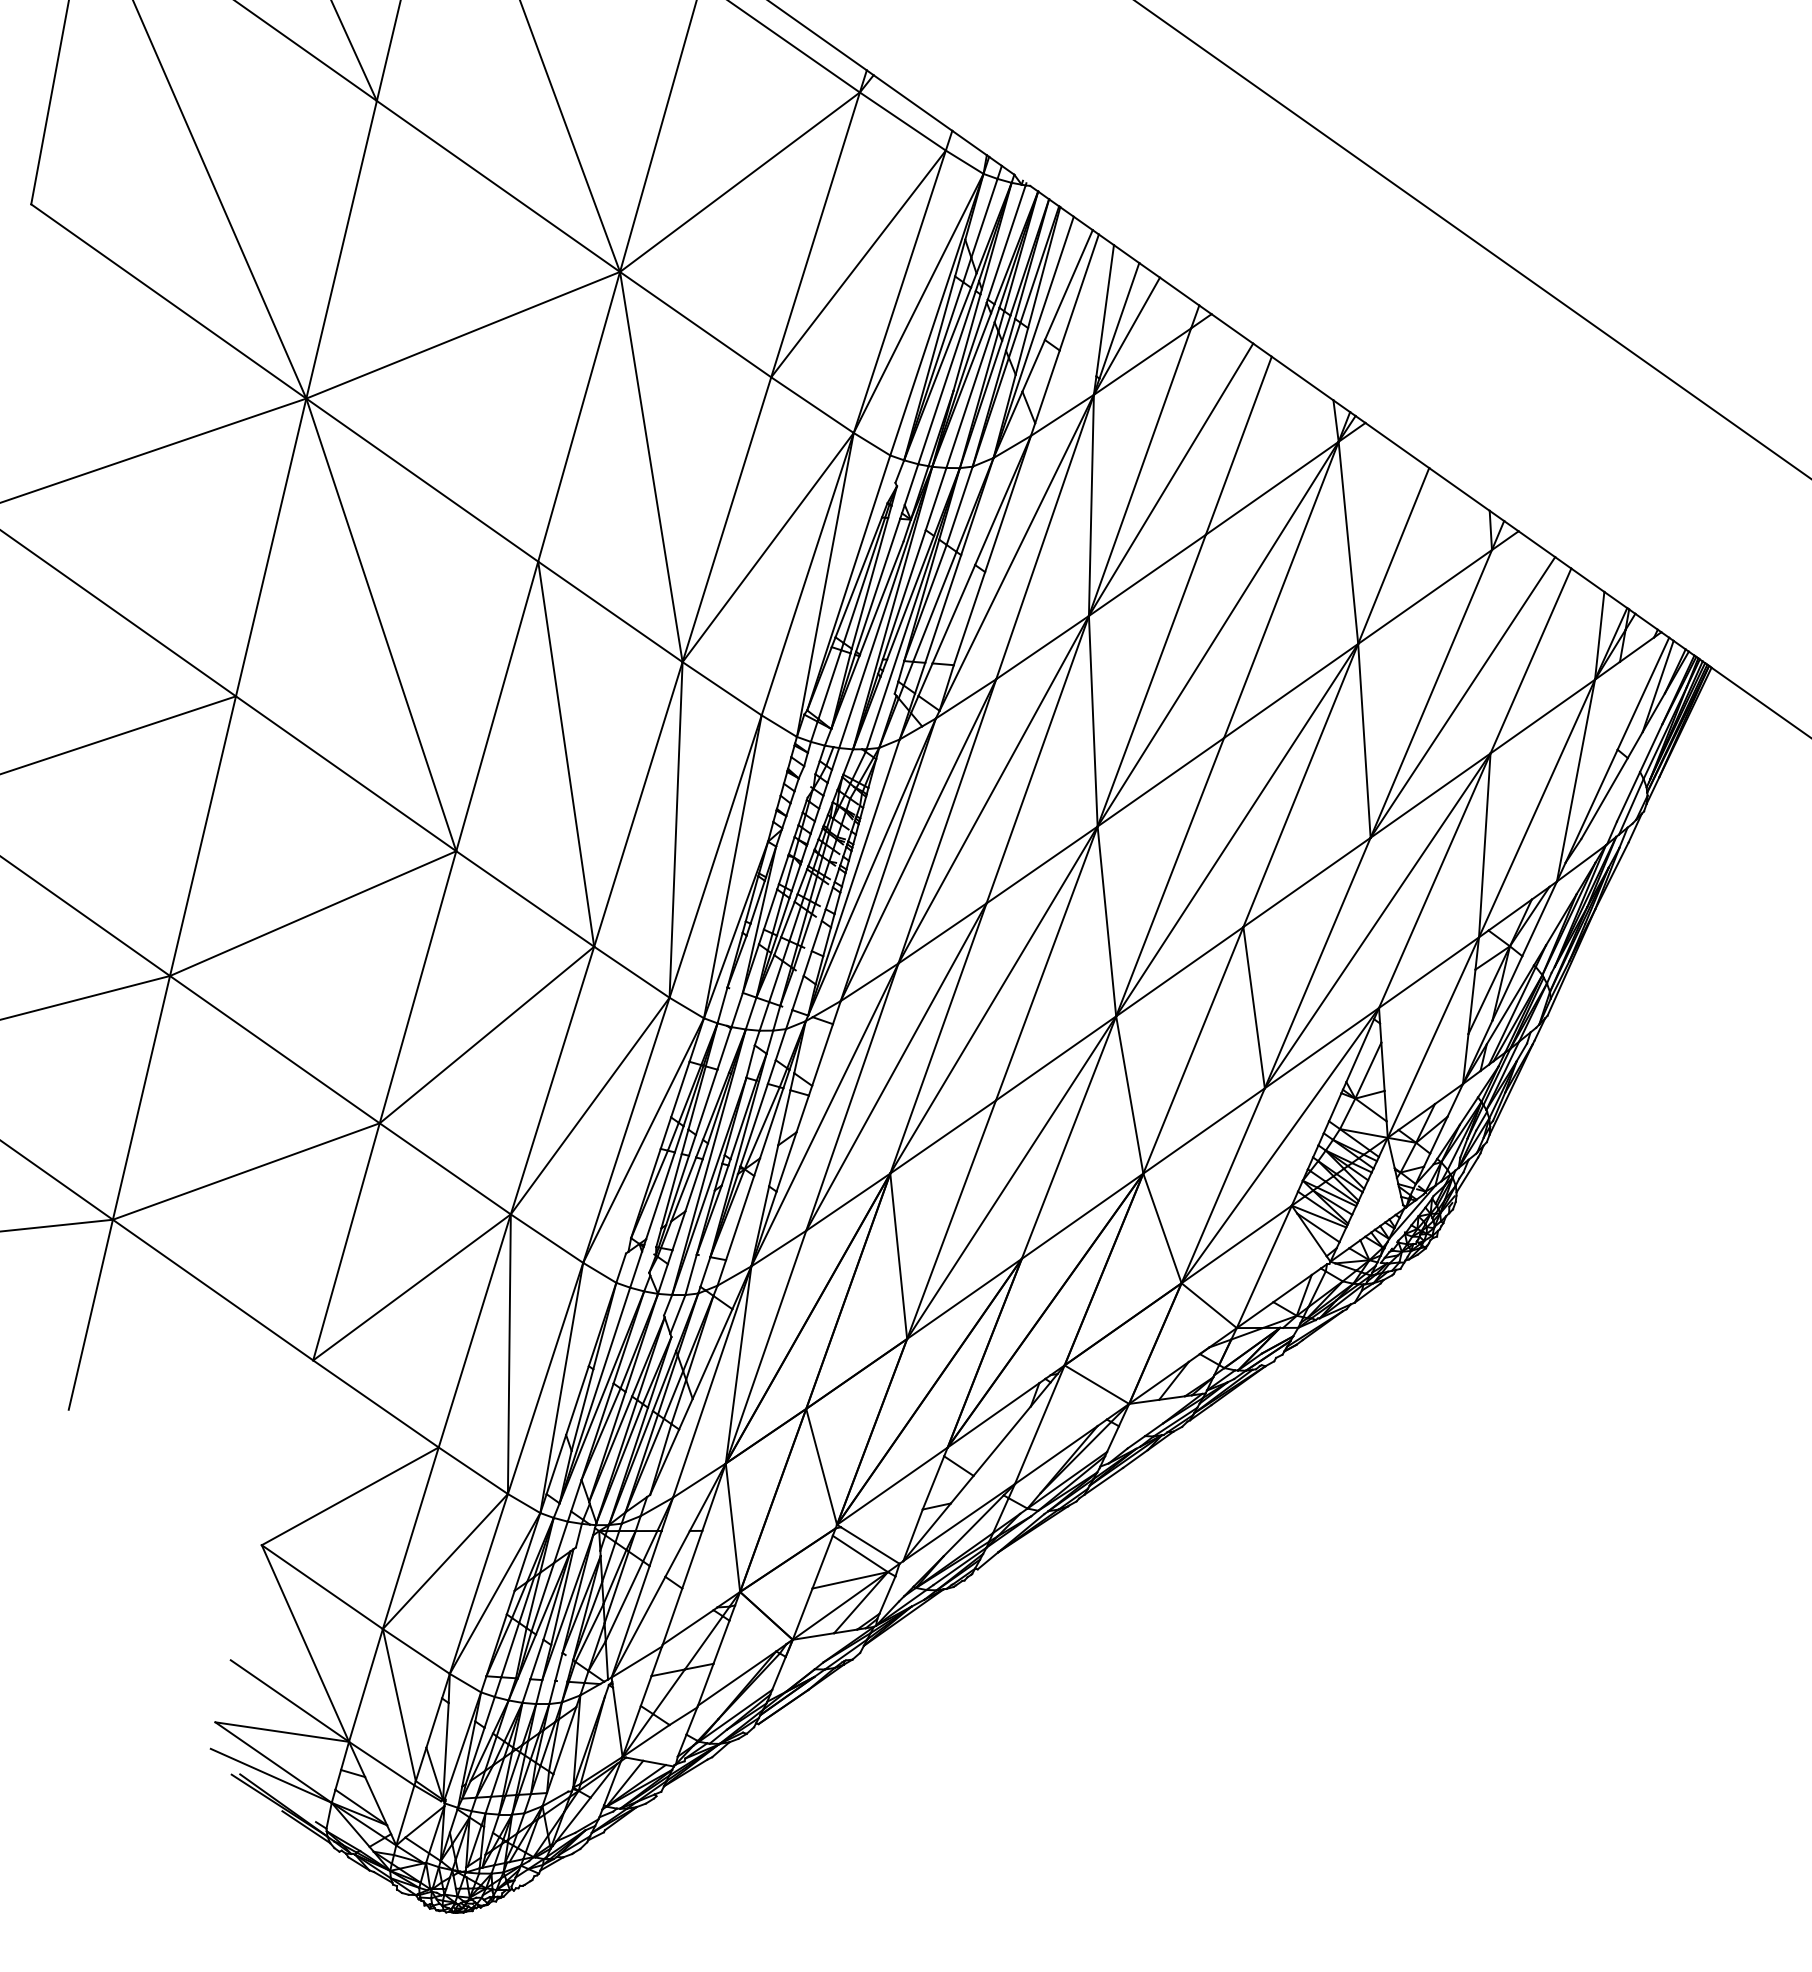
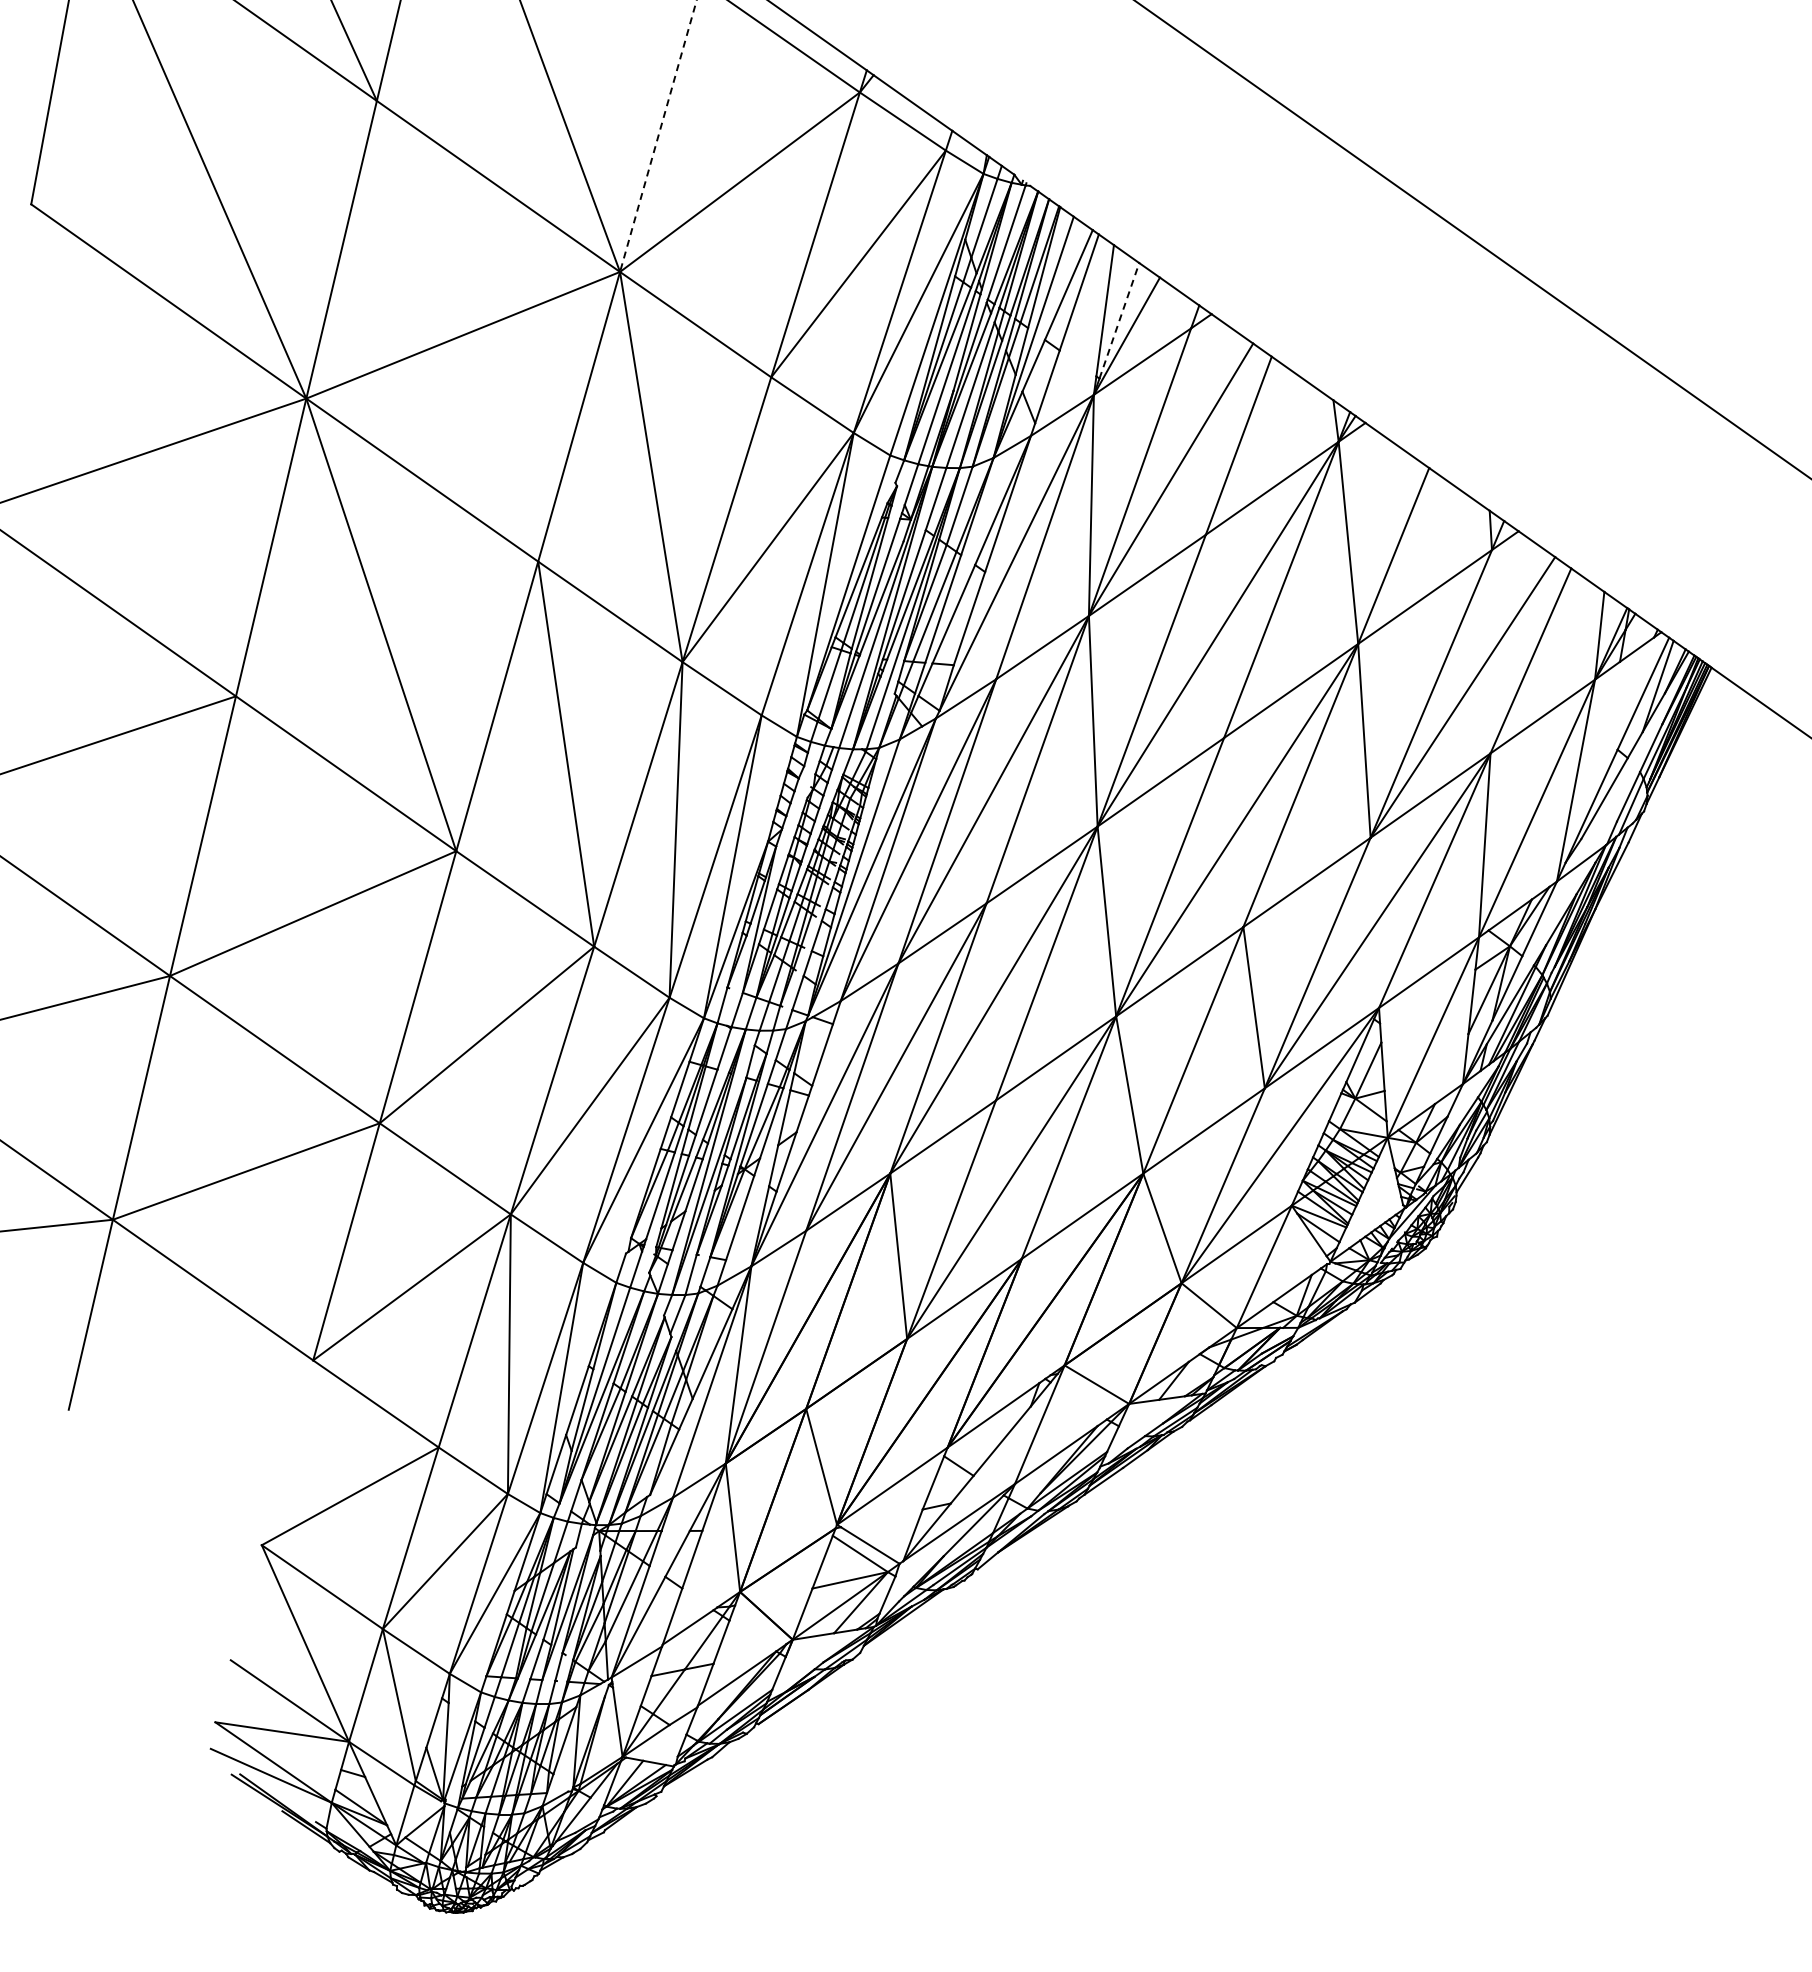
line: solid -> dashed (658, 136)
line: solid -> dashed (1119, 320)
